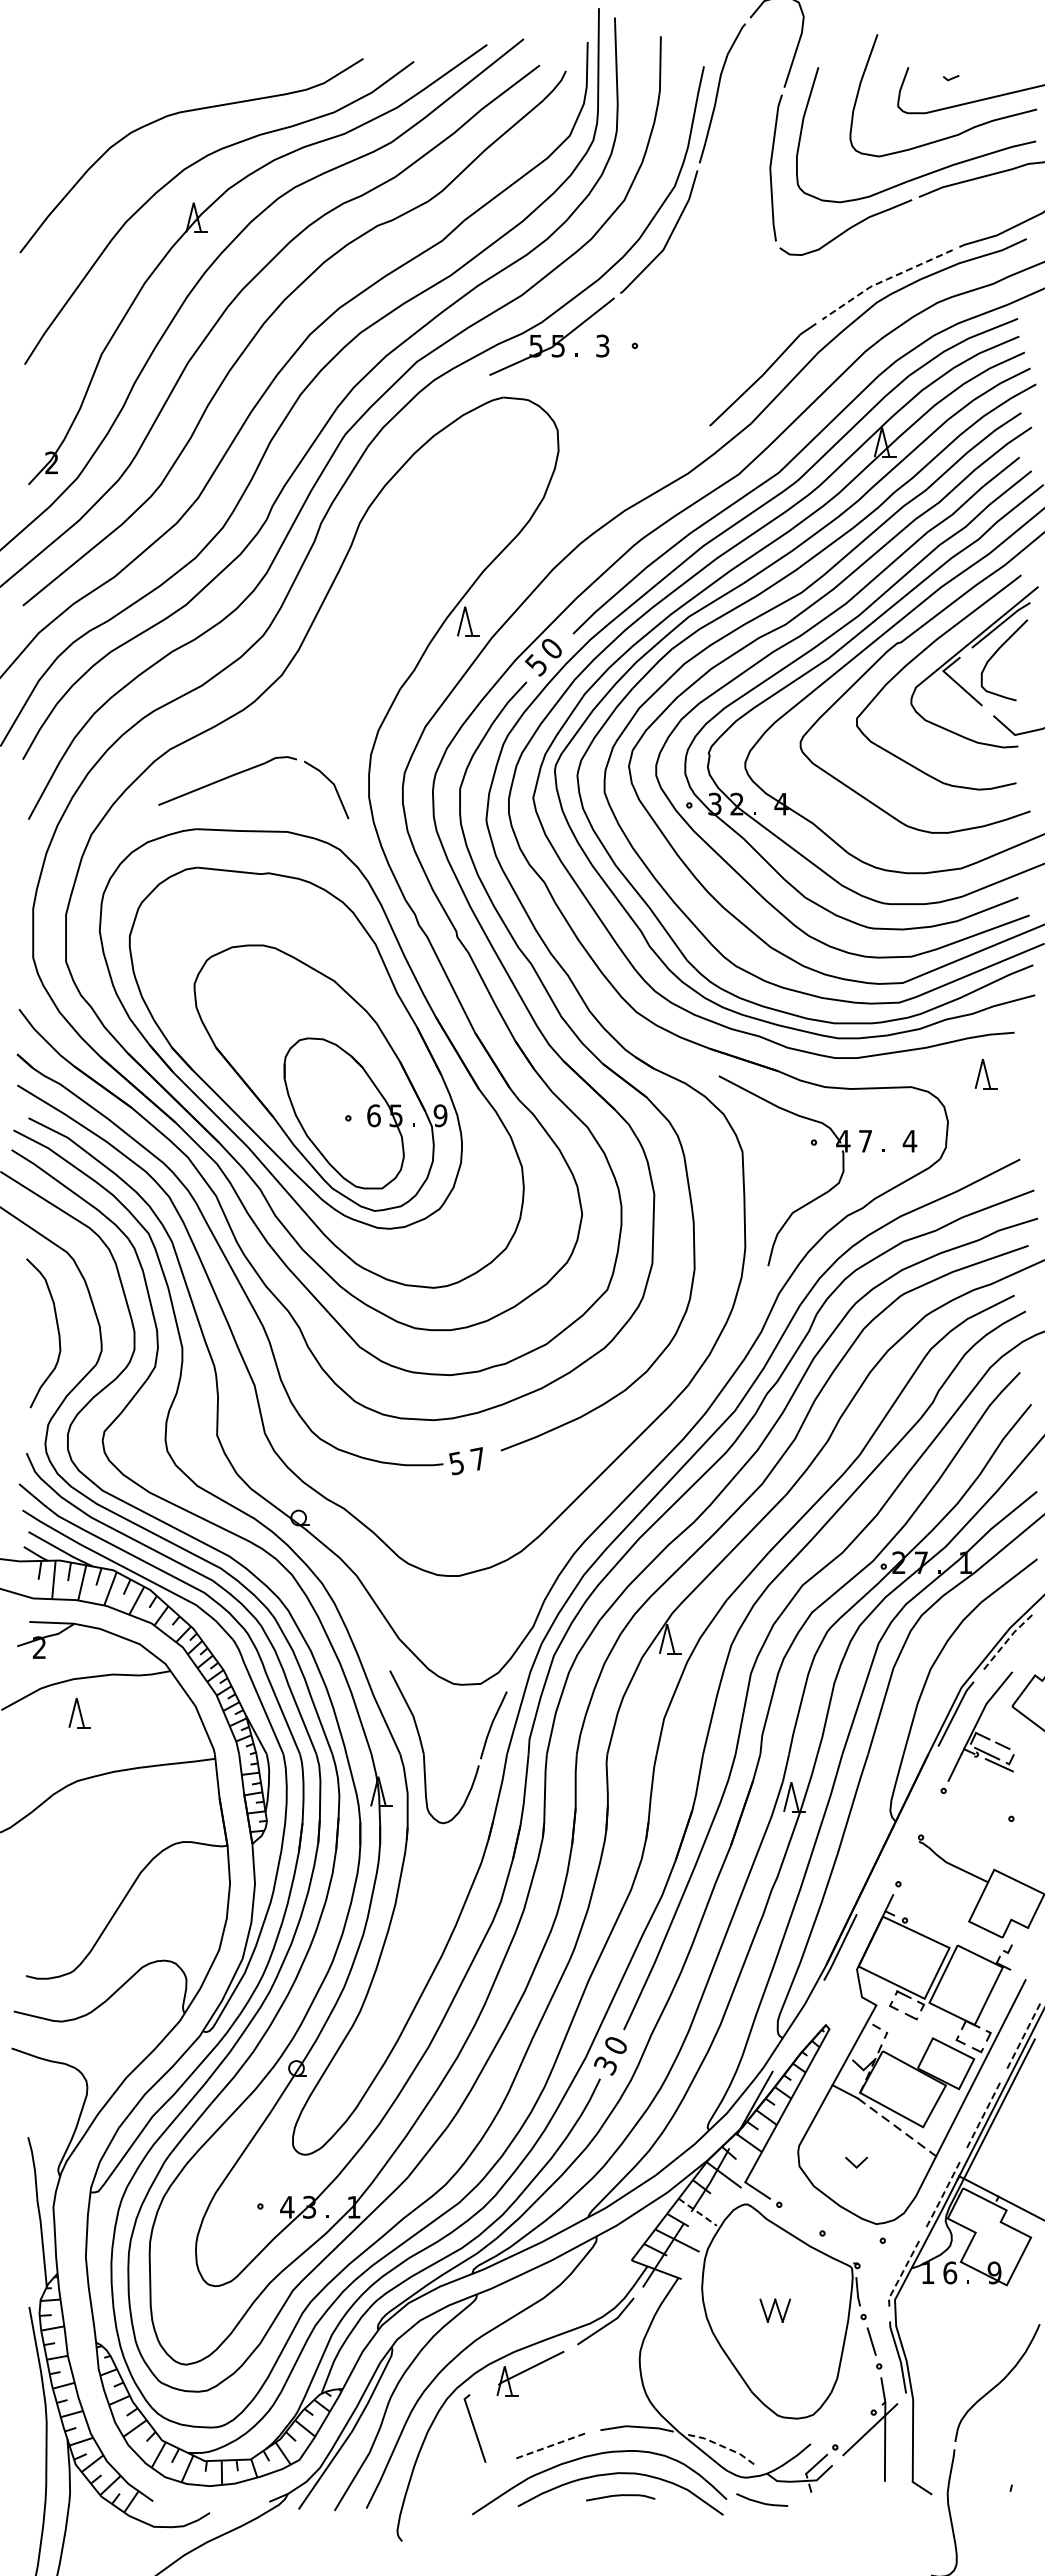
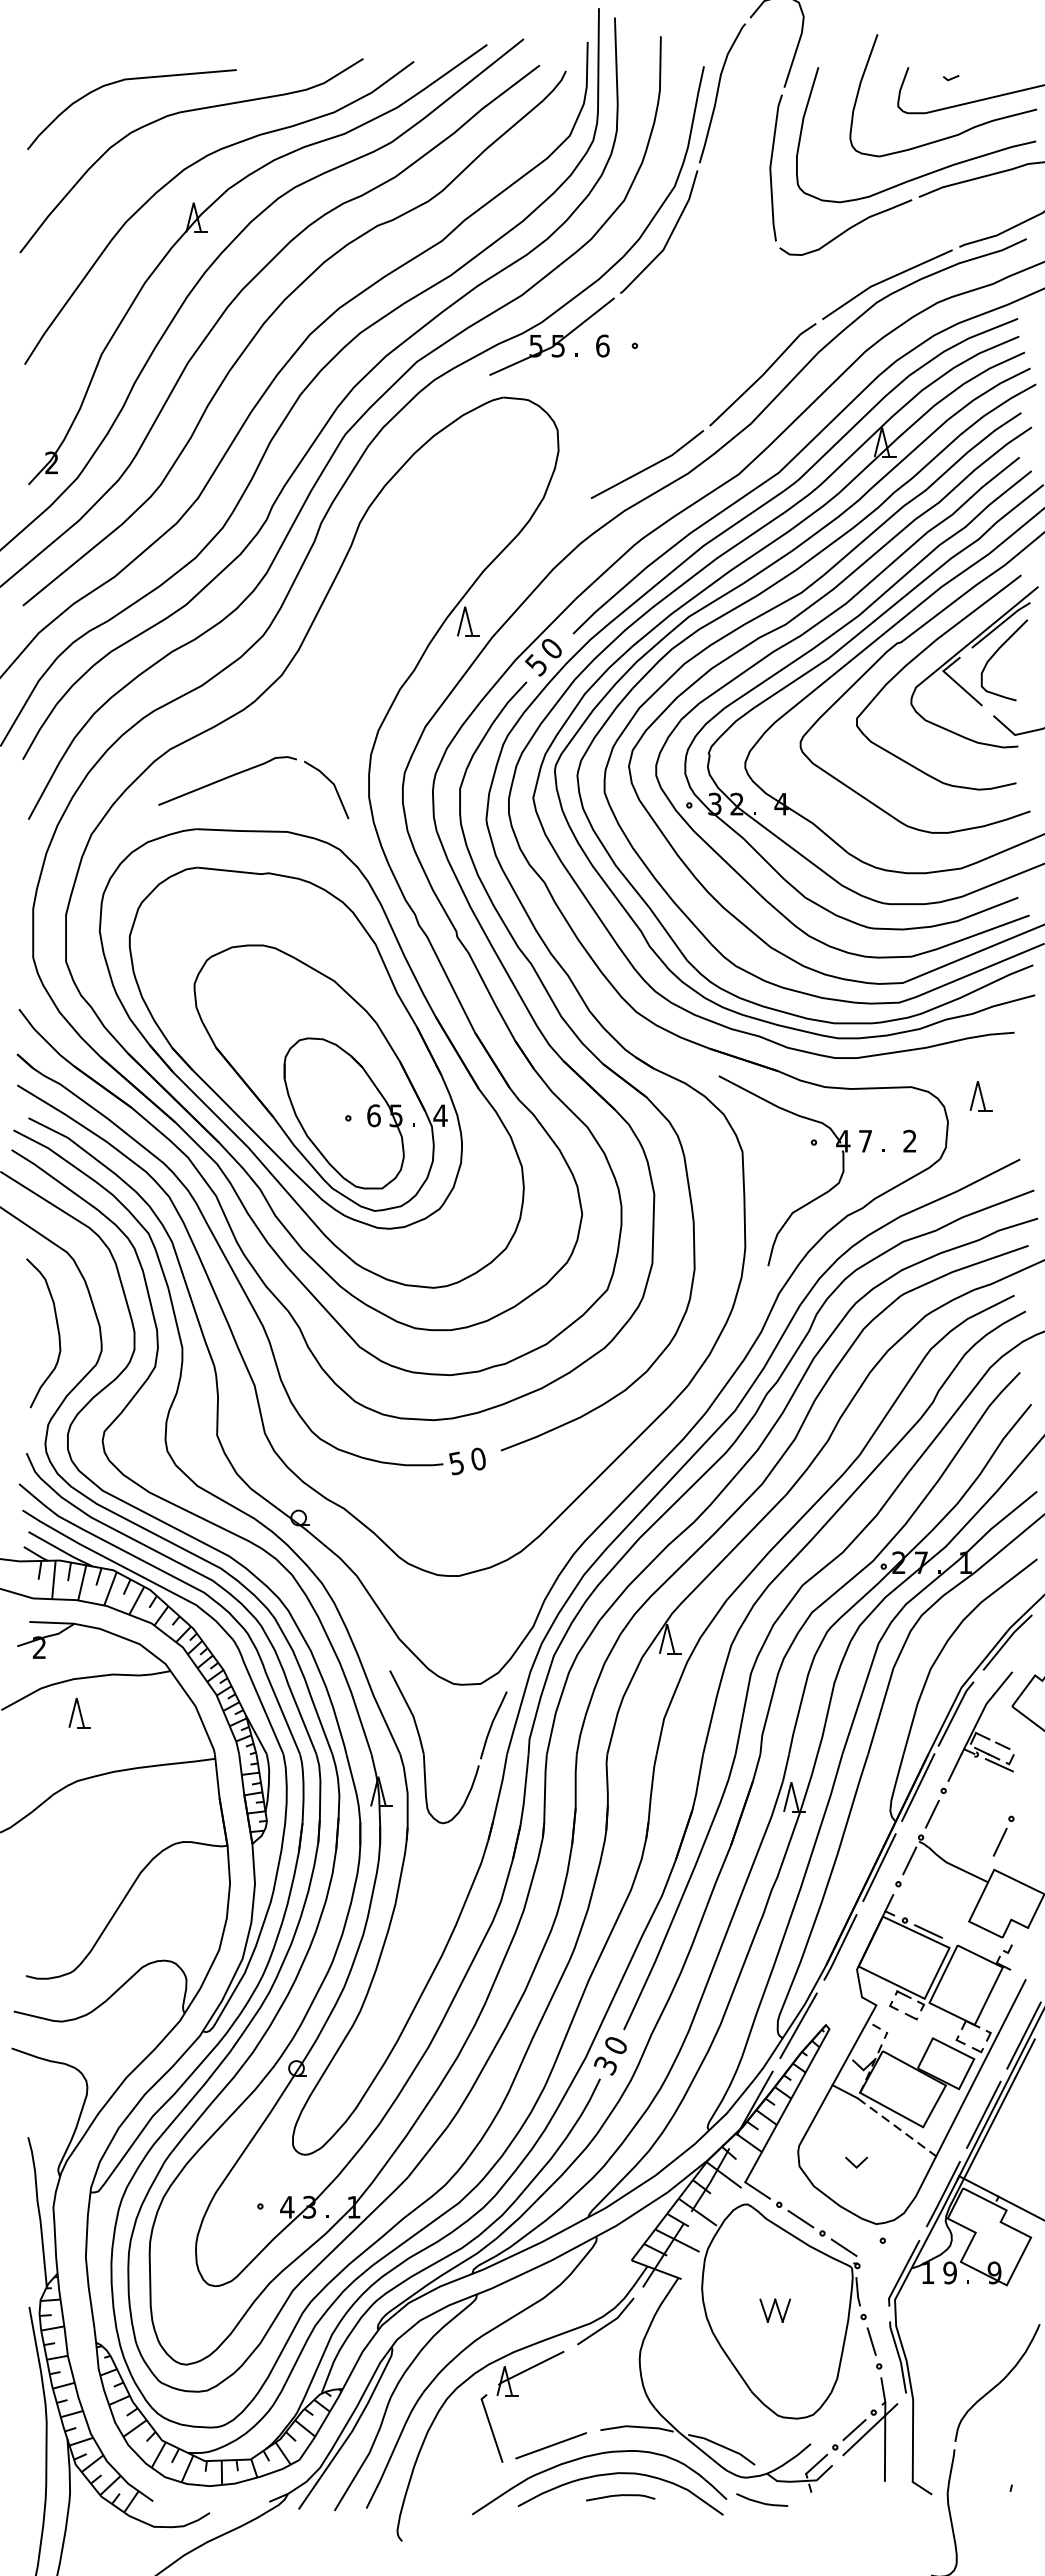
curve: none -> present (128, 80)
line: dashed -> solid (884, 280)
text: 3 -> 6 (602, 345)
line: none -> present (648, 466)
part position: (985, 1074) -> (980, 1096) (980, 1096)
text: 9 -> 4 (440, 1115)
text: 4 -> 2 (909, 1140)
text: 7 -> 0 (477, 1458)
line: dashed -> solid (1007, 1640)
line: none -> present (918, 1787)
line: none -> present (931, 1813)
line: none -> present (999, 1841)
line: none -> present (909, 1860)
line: none -> present (879, 1867)
line: none -> present (928, 1931)
line: none -> present (798, 2025)
line: dashed -> solid (1024, 2035)
line: dashed -> solid (984, 2114)
line: dashed -> solid (943, 2194)
line: dashed -> solid (698, 2212)
line: none -> present (800, 2218)
line: none -> present (843, 2247)
text: 6 -> 9 (950, 2272)
line: dashed -> solid (902, 2273)
line position: (474, 2428) -> (491, 2428) (491, 2428)
line: none -> present (854, 2429)
line: dashed -> solid (551, 2445)
line: dashed -> solid (723, 2446)
